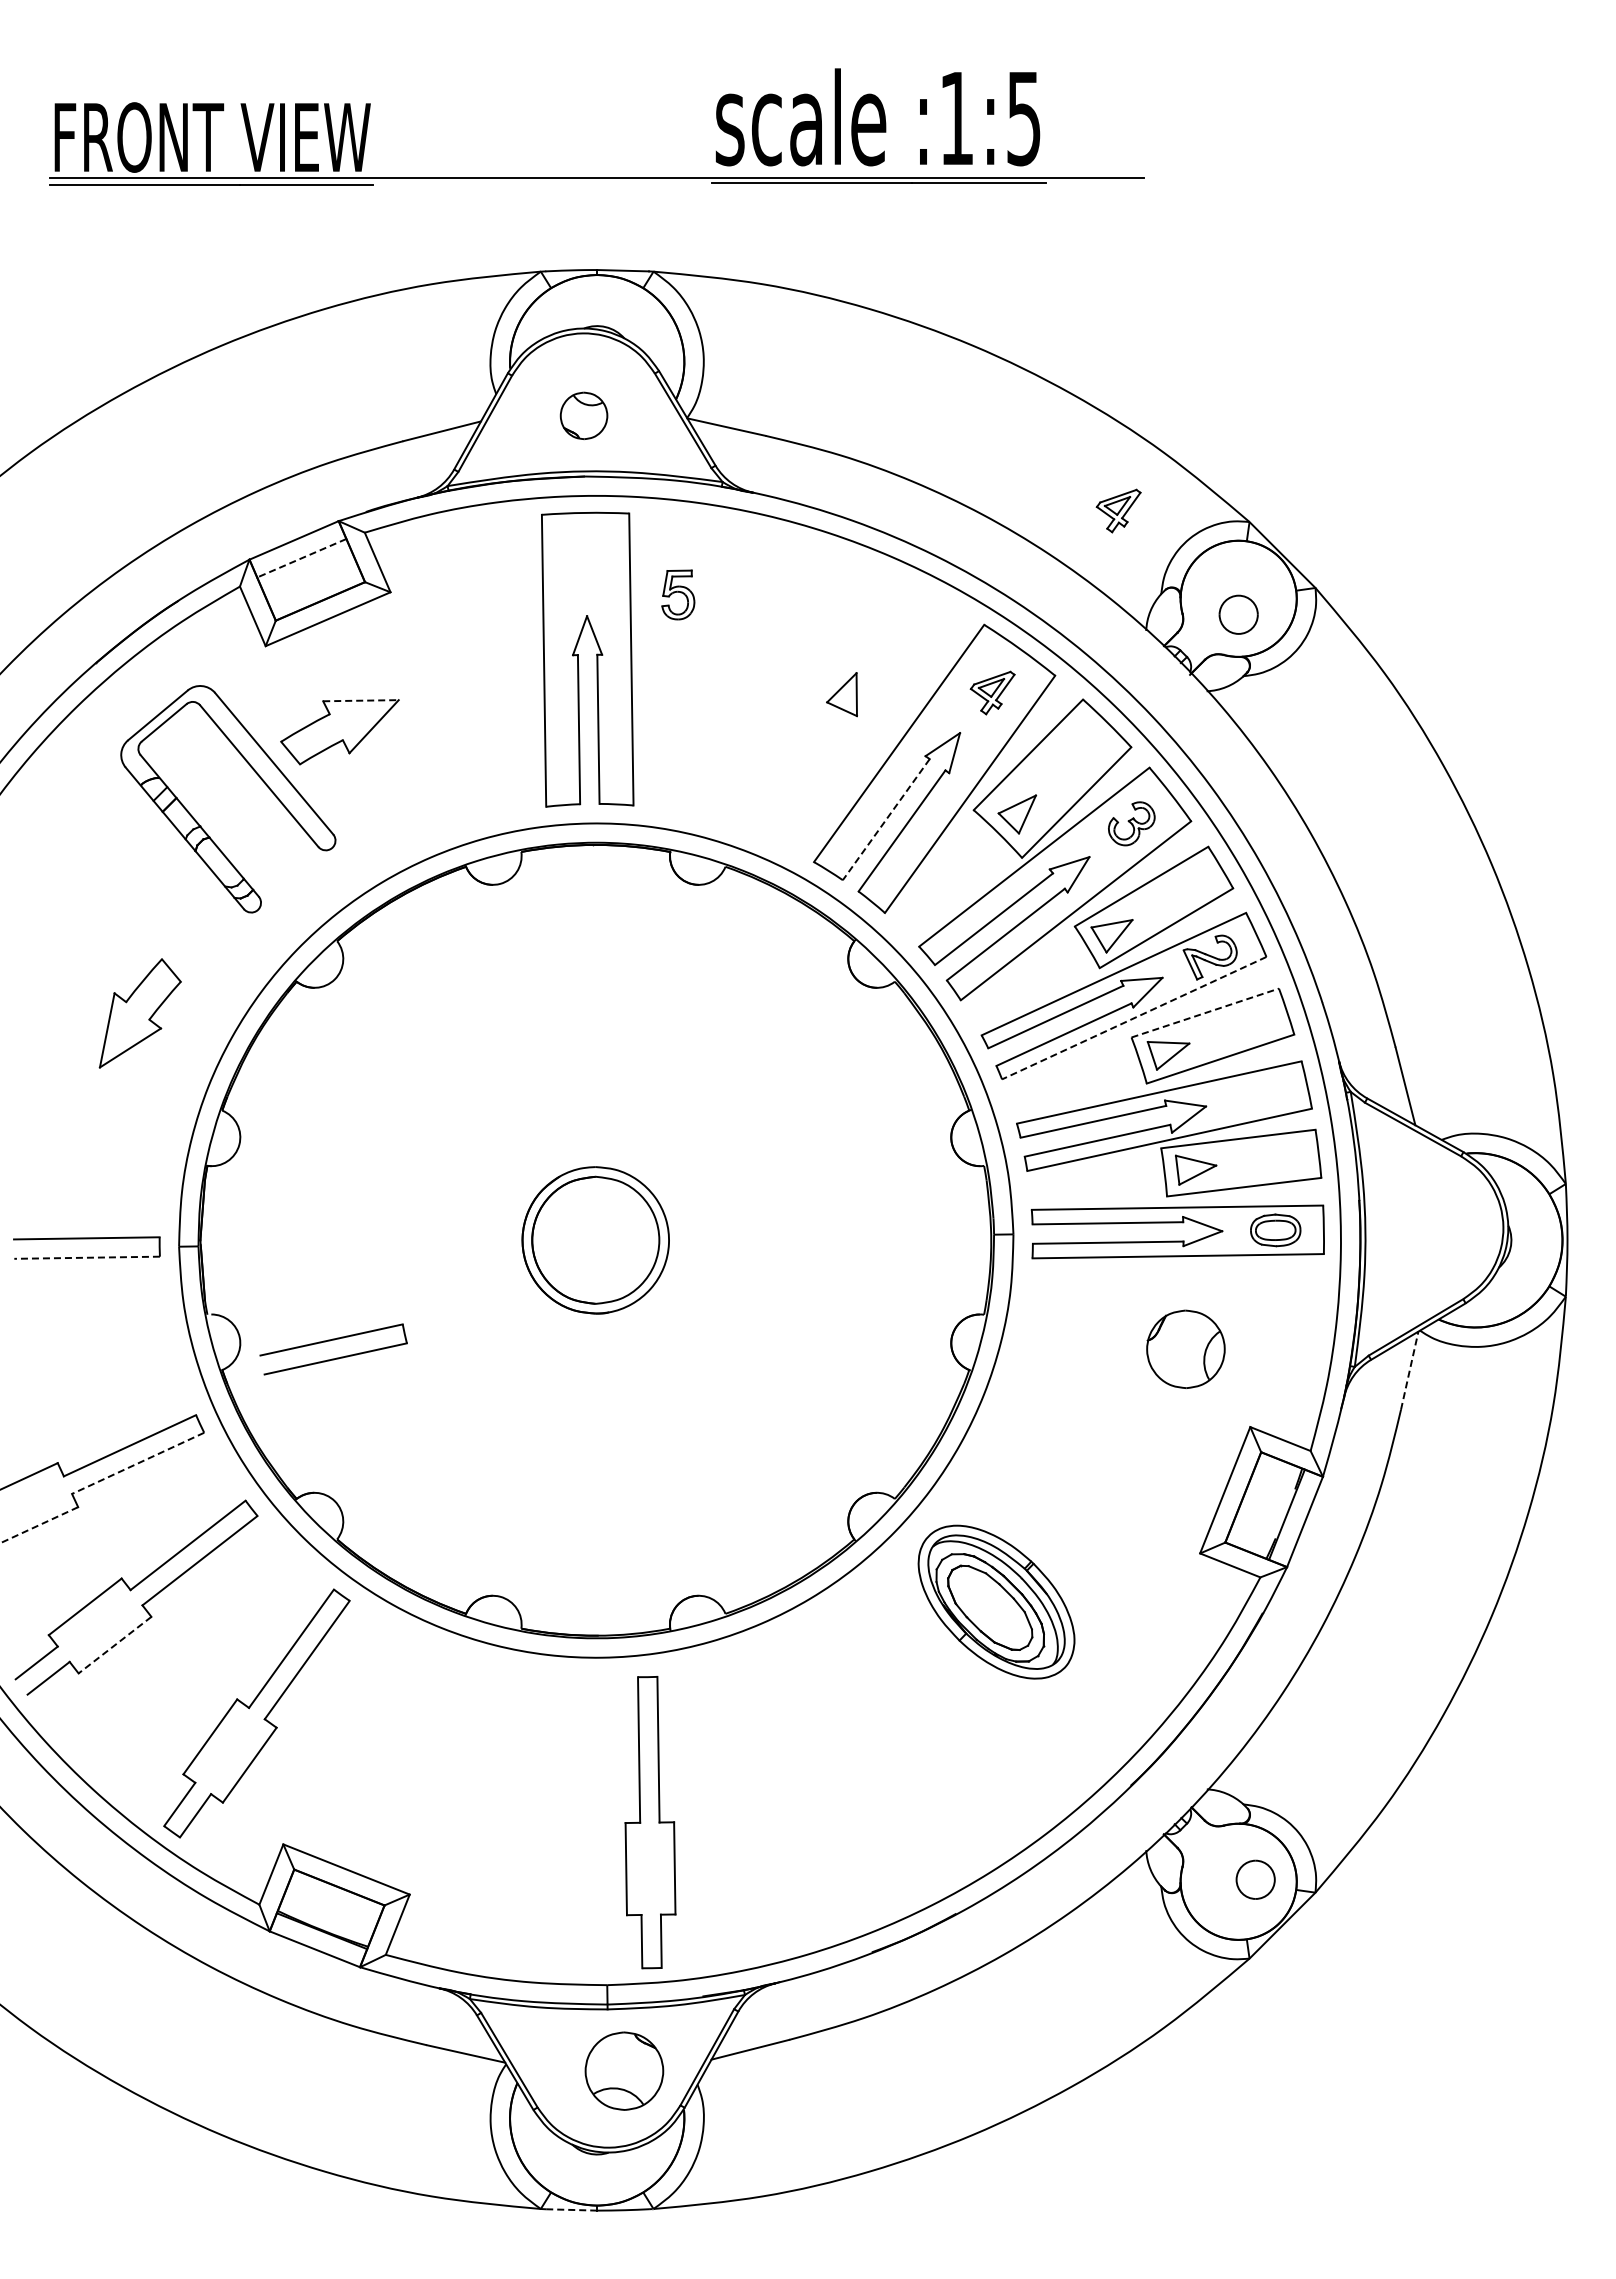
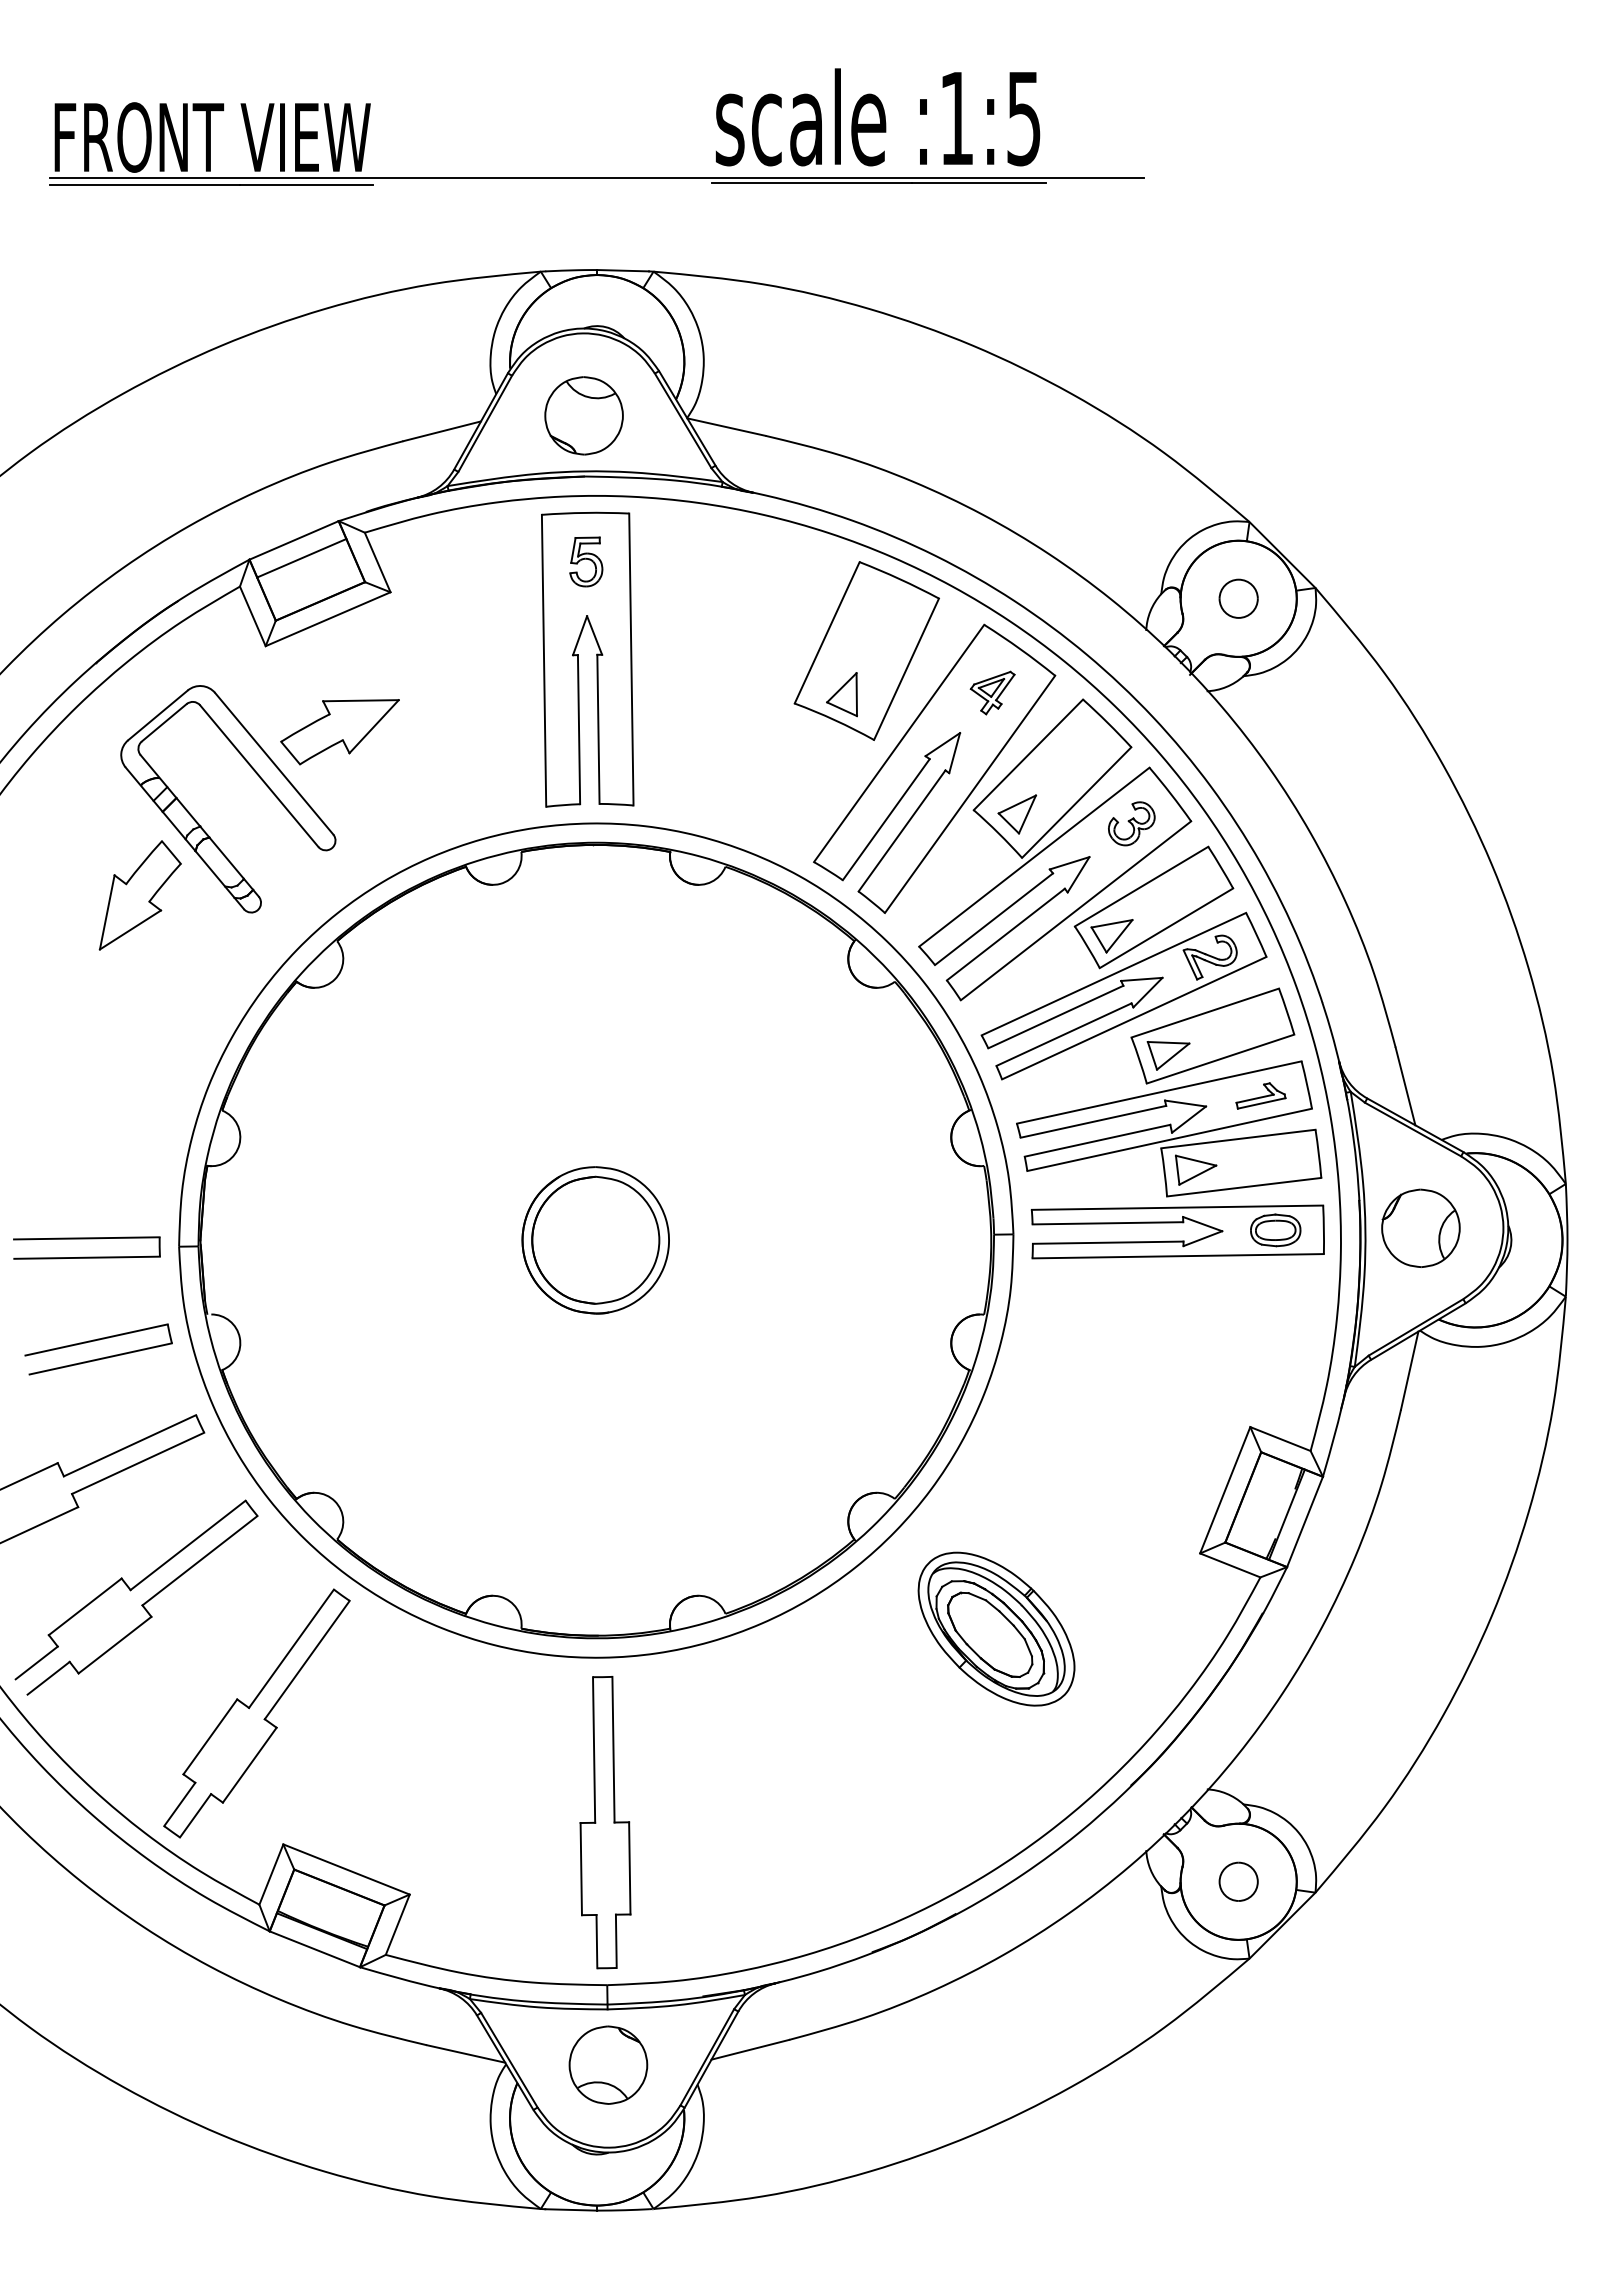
part size: 50x49 px -> 80x80 px (583, 415)
part: present -> none (1118, 510)
line: dashed -> solid (301, 558)
part position: (678, 594) -> (586, 561) (586, 561)
part position: (1238, 614) -> (1238, 598) (1238, 598)
part: none -> present (866, 650)
line: dashed -> solid (360, 700)
line: dashed -> solid (885, 820)
part position: (139, 1013) -> (139, 895) (139, 895)
line: dashed -> solid (1205, 1013)
line: dashed -> solid (1134, 1018)
part: none -> present (1260, 1095)
line: dashed -> solid (87, 1257)
part position: (330, 1341) -> (95, 1341) (95, 1341)
part position: (1185, 1348) -> (1420, 1227) (1420, 1227)
line: dashed -> solid (1409, 1370)
line: dashed -> solid (138, 1463)
line: dashed -> solid (39, 1525)
part position: (996, 1601) -> (996, 1628) (996, 1628)
line: dashed -> solid (114, 1645)
part position: (650, 1822) -> (605, 1822) (605, 1822)
part position: (1255, 1879) -> (1238, 1881) (1238, 1881)
part position: (624, 2070) -> (608, 2064) (608, 2064)
line: dashed -> solid (571, 2209)
